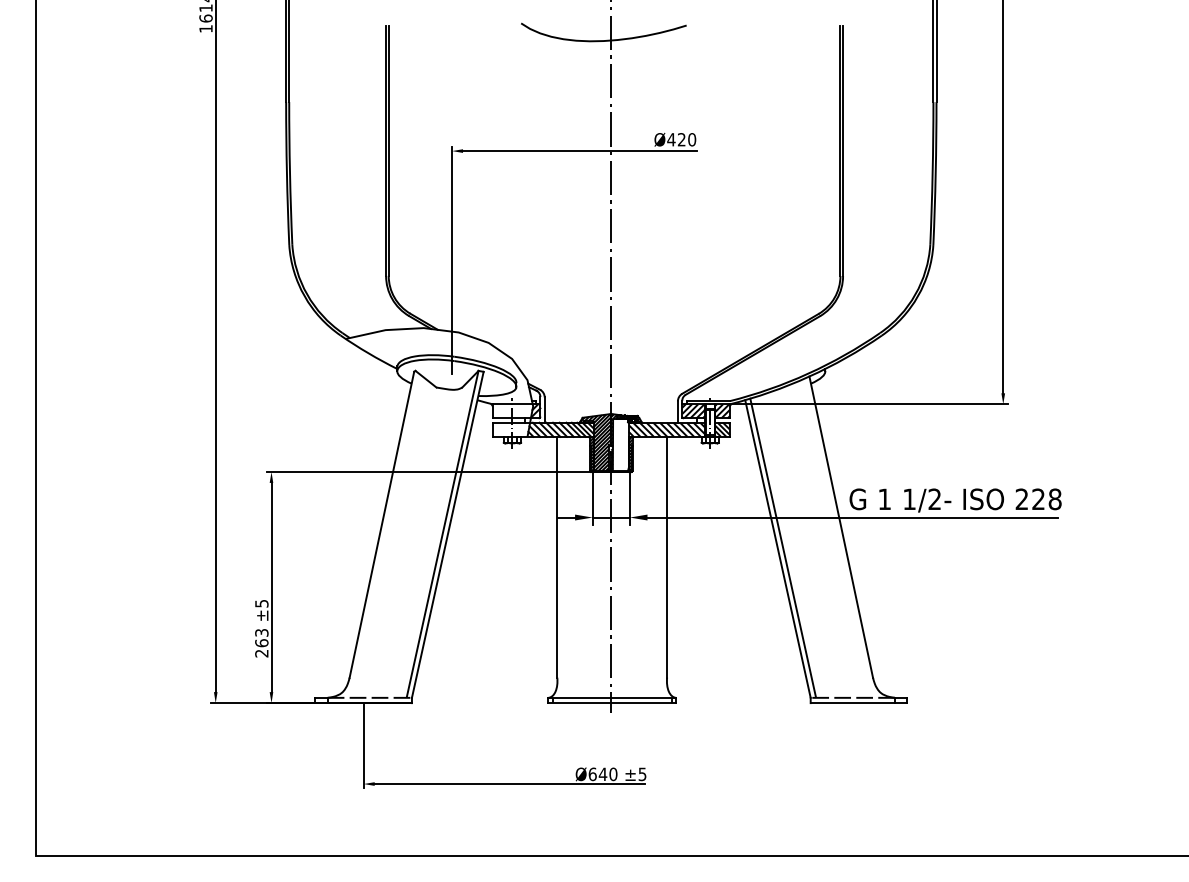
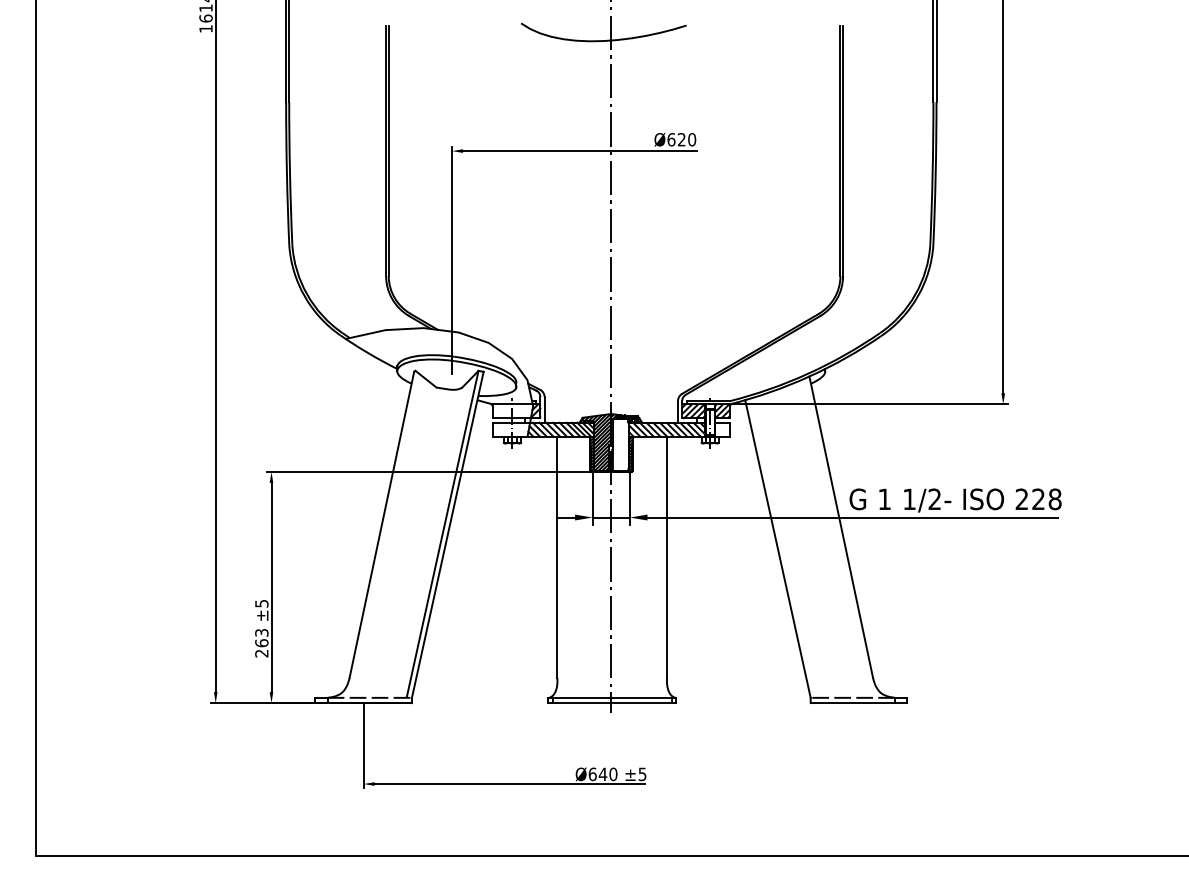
text: Ø420 -> Ø620 (671, 139)
hatch: present -> none (722, 429)
line: present -> none (782, 547)
